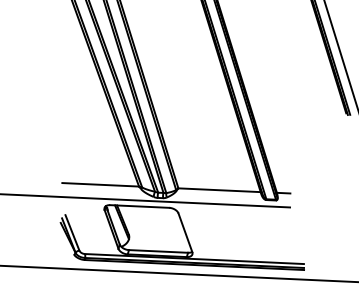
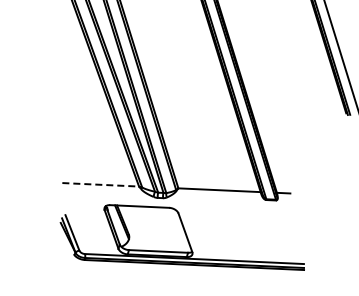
line: solid -> dashed (101, 184)
line: present -> none (146, 200)
line: present -> none (178, 273)
